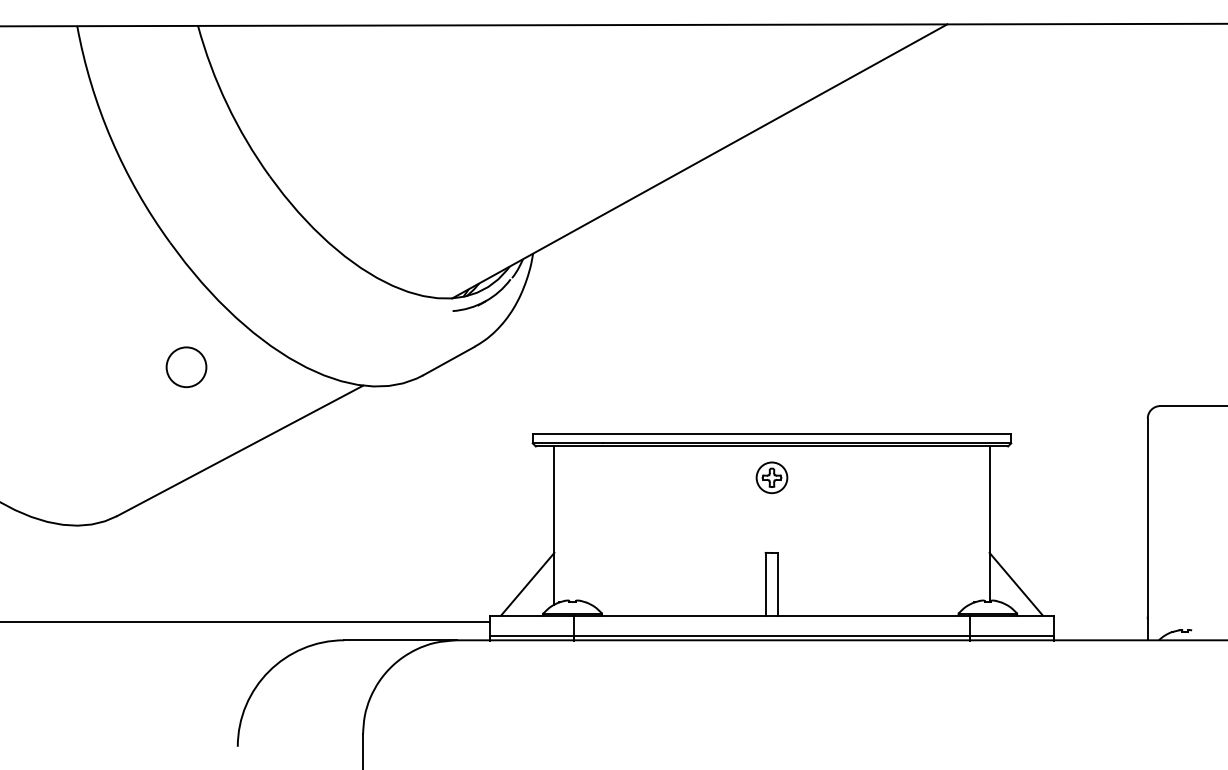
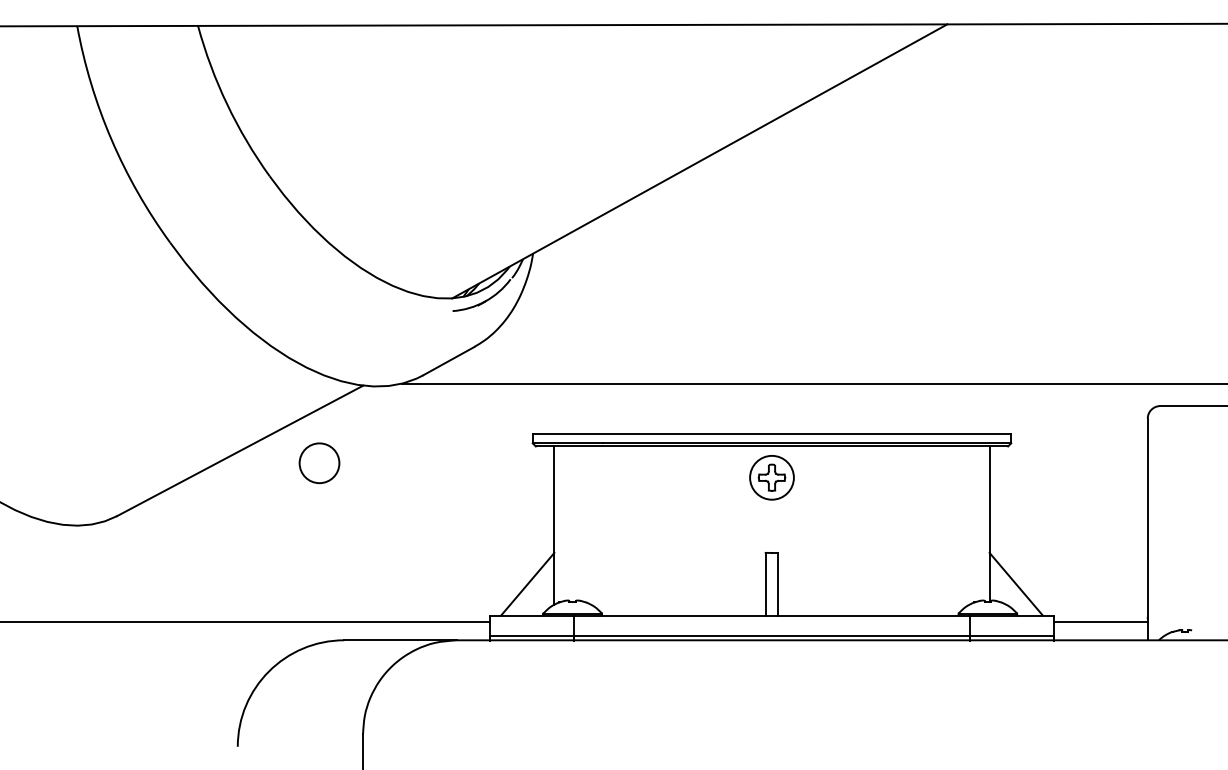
circle position: (186, 367) -> (319, 463) (319, 463)
line: none -> present (812, 383)
part size: 34x34 px -> 46x46 px (771, 477)
line: none -> present (1100, 622)
